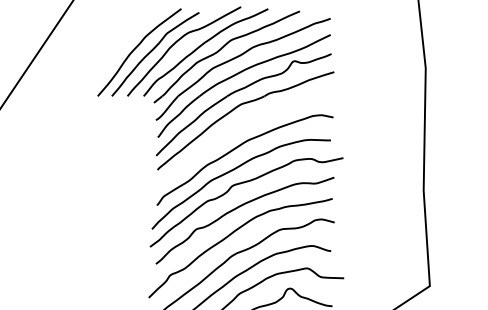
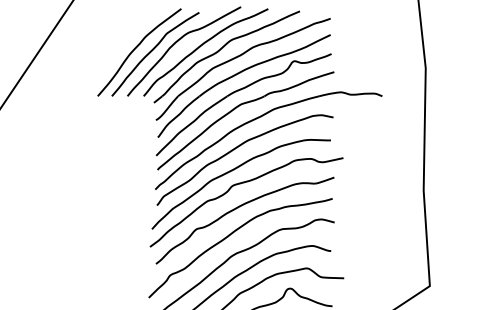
part: none -> present (257, 119)
